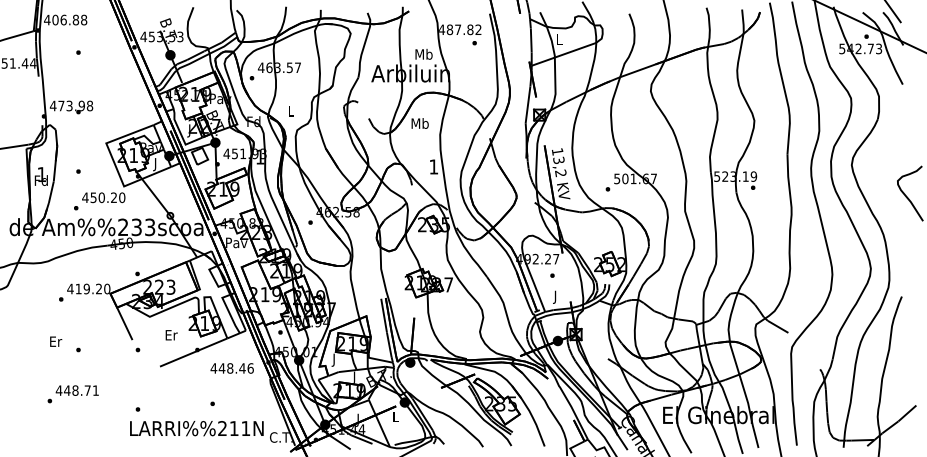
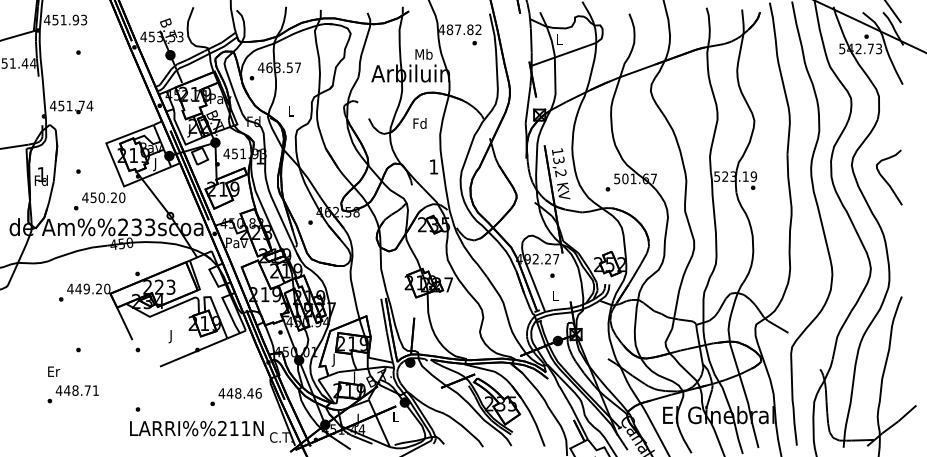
text: 406.88 -> 451.93 (69, 19)
text: 473.98 -> 451.74 (75, 105)
text: Mb -> Fd (419, 123)
curve position: (907, 196) -> (886, 180) (886, 180)
text: 419.20 -> 449.20 (78, 288)
text: J -> L (555, 296)
text: Er -> J (171, 336)
text position: (56, 341) -> (54, 371) (54, 371)
text position: (231, 368) -> (239, 393) (239, 393)
